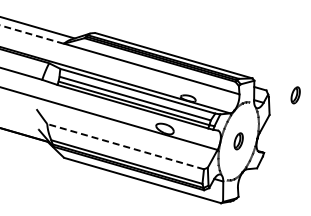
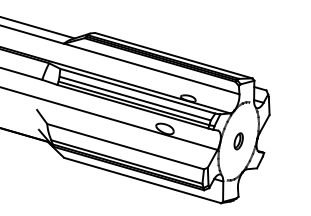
line: dashed -> solid (32, 34)
part: present -> none (295, 95)
line: dashed -> solid (125, 146)
